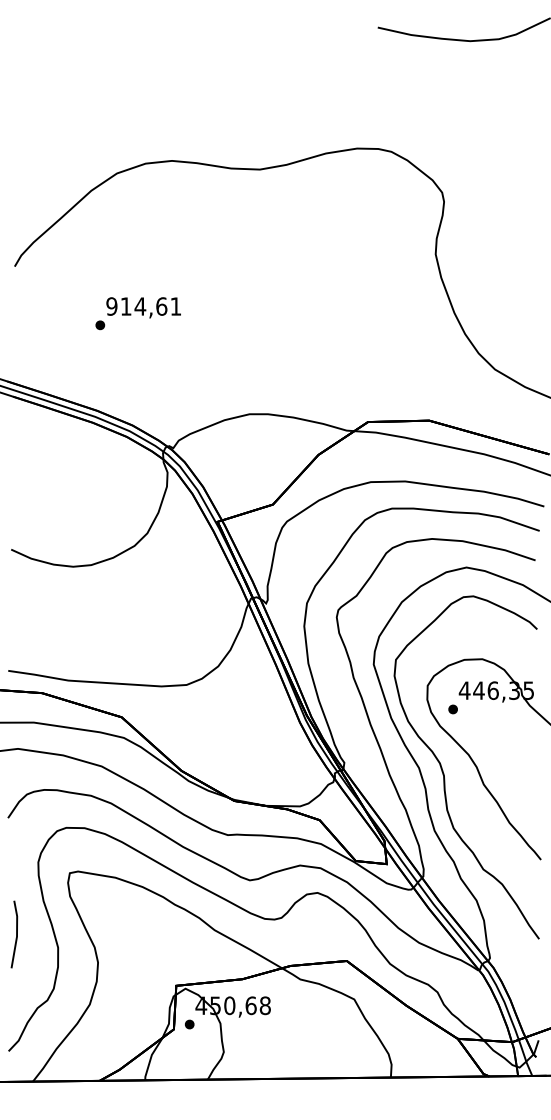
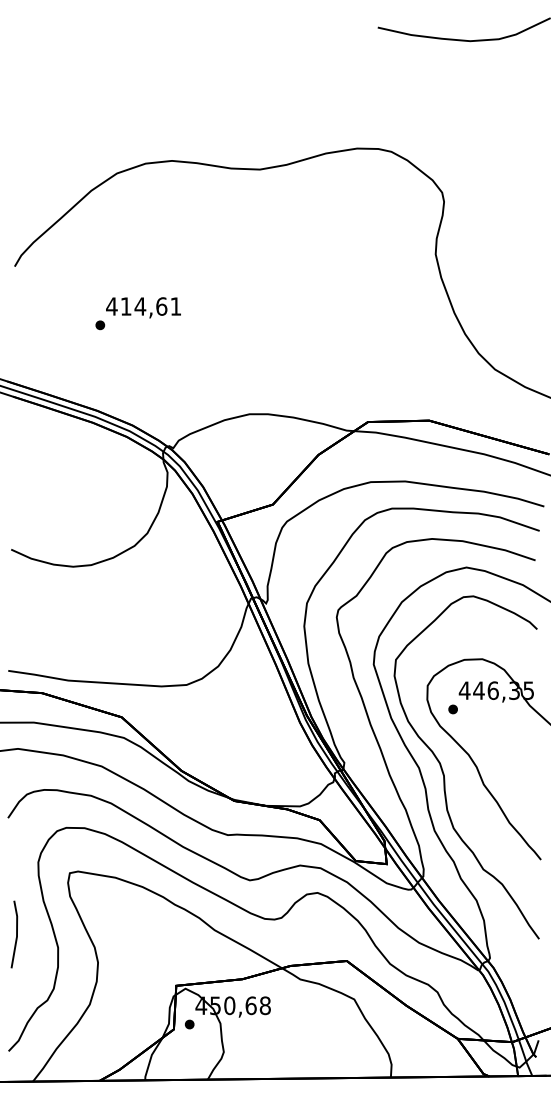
text: 914,61 -> 414,61 (111, 306)
